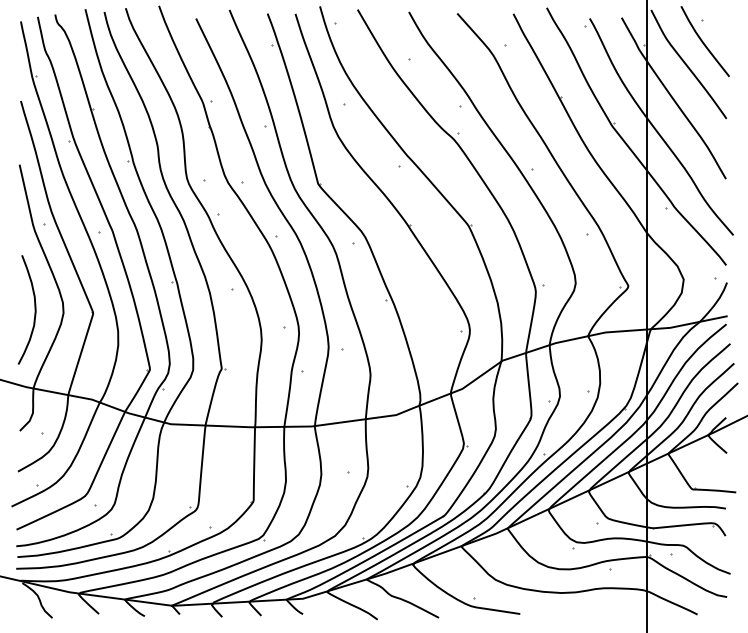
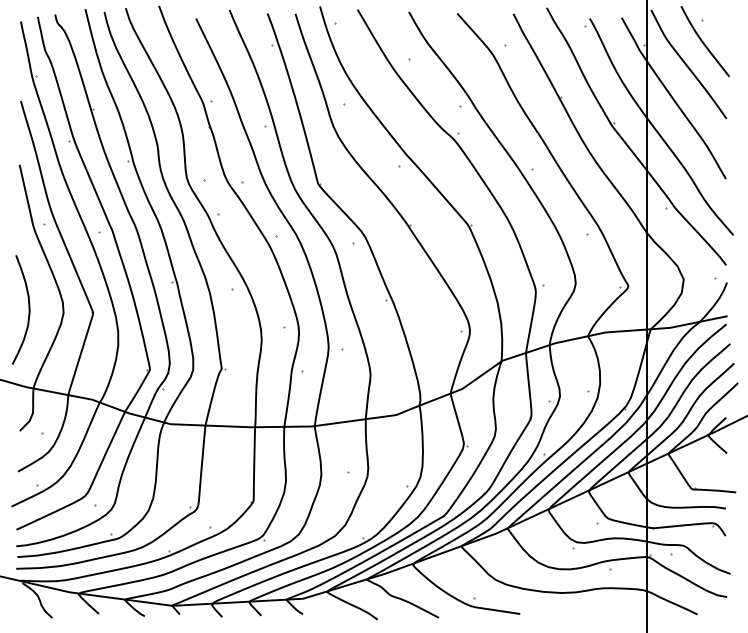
curve position: (34, 309) -> (28, 309) (28, 309)
